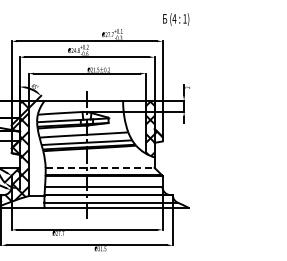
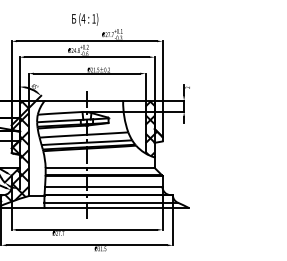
text position: (176, 19) -> (85, 19) (85, 19)
line: dashed -> solid (100, 167)
